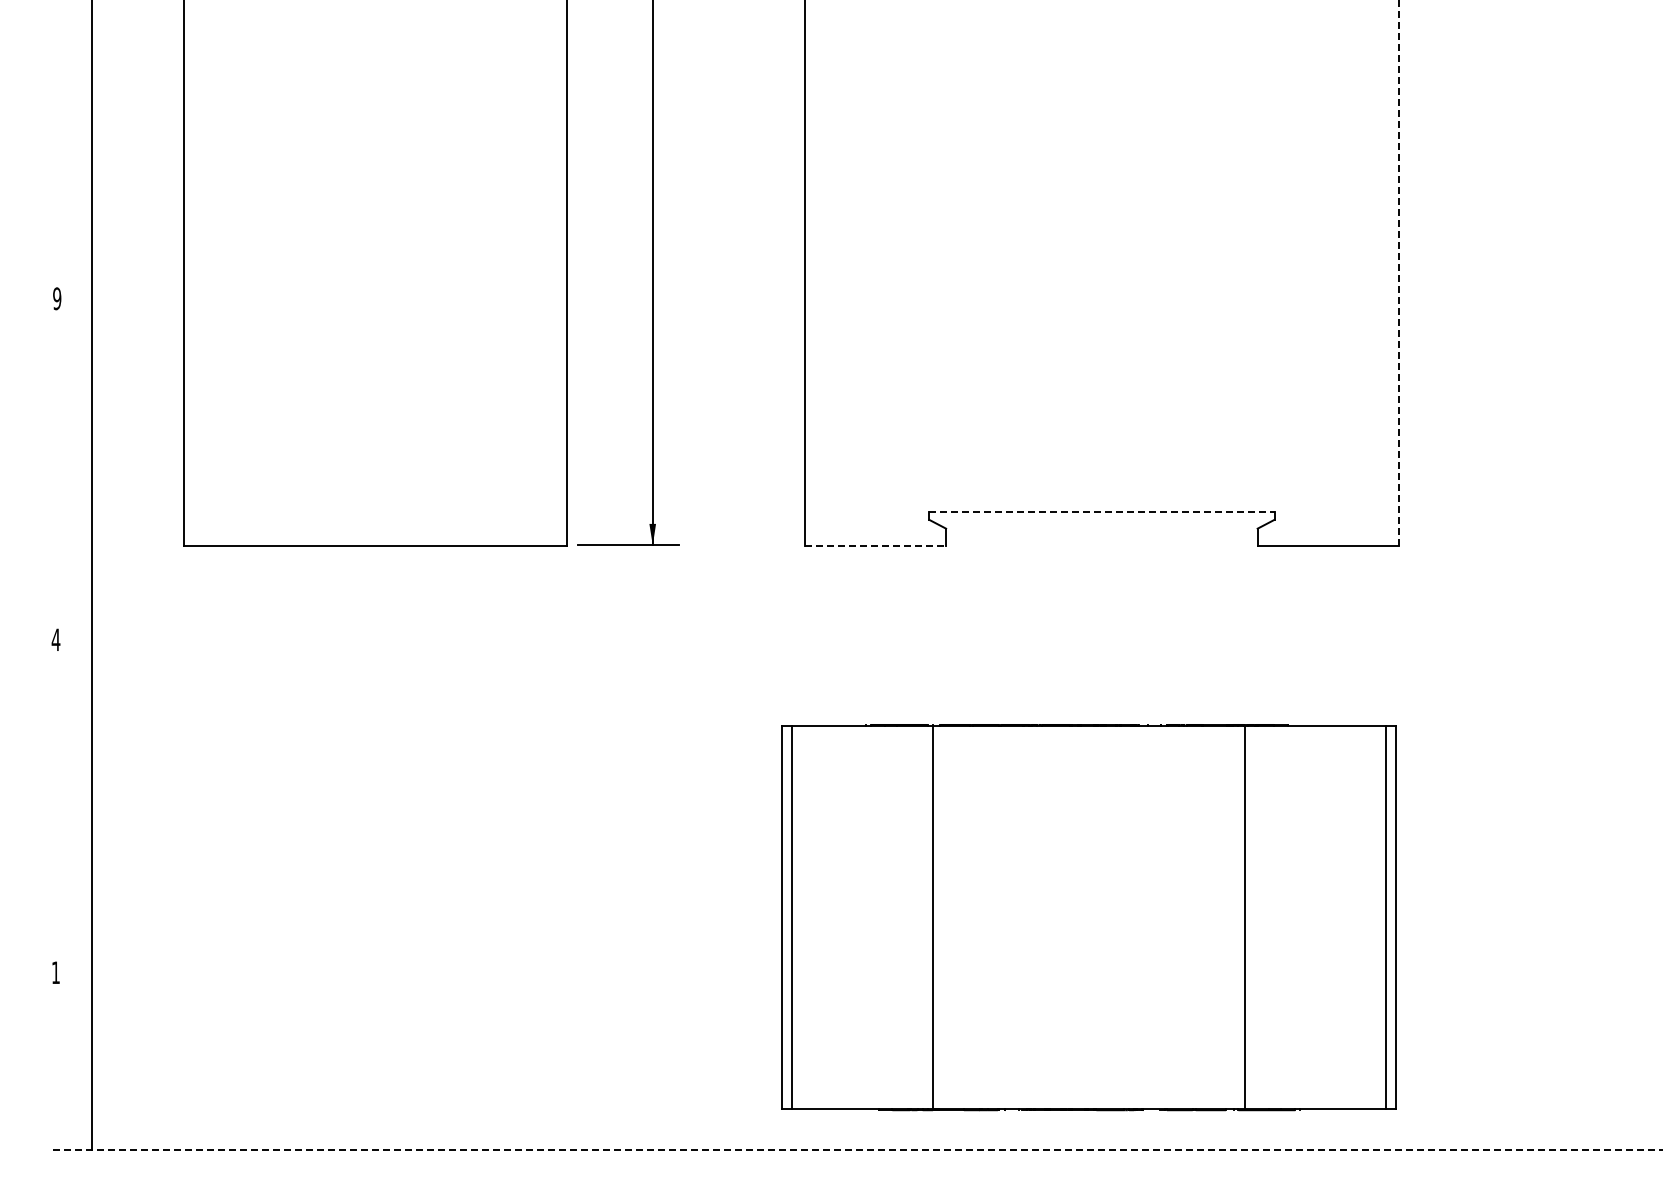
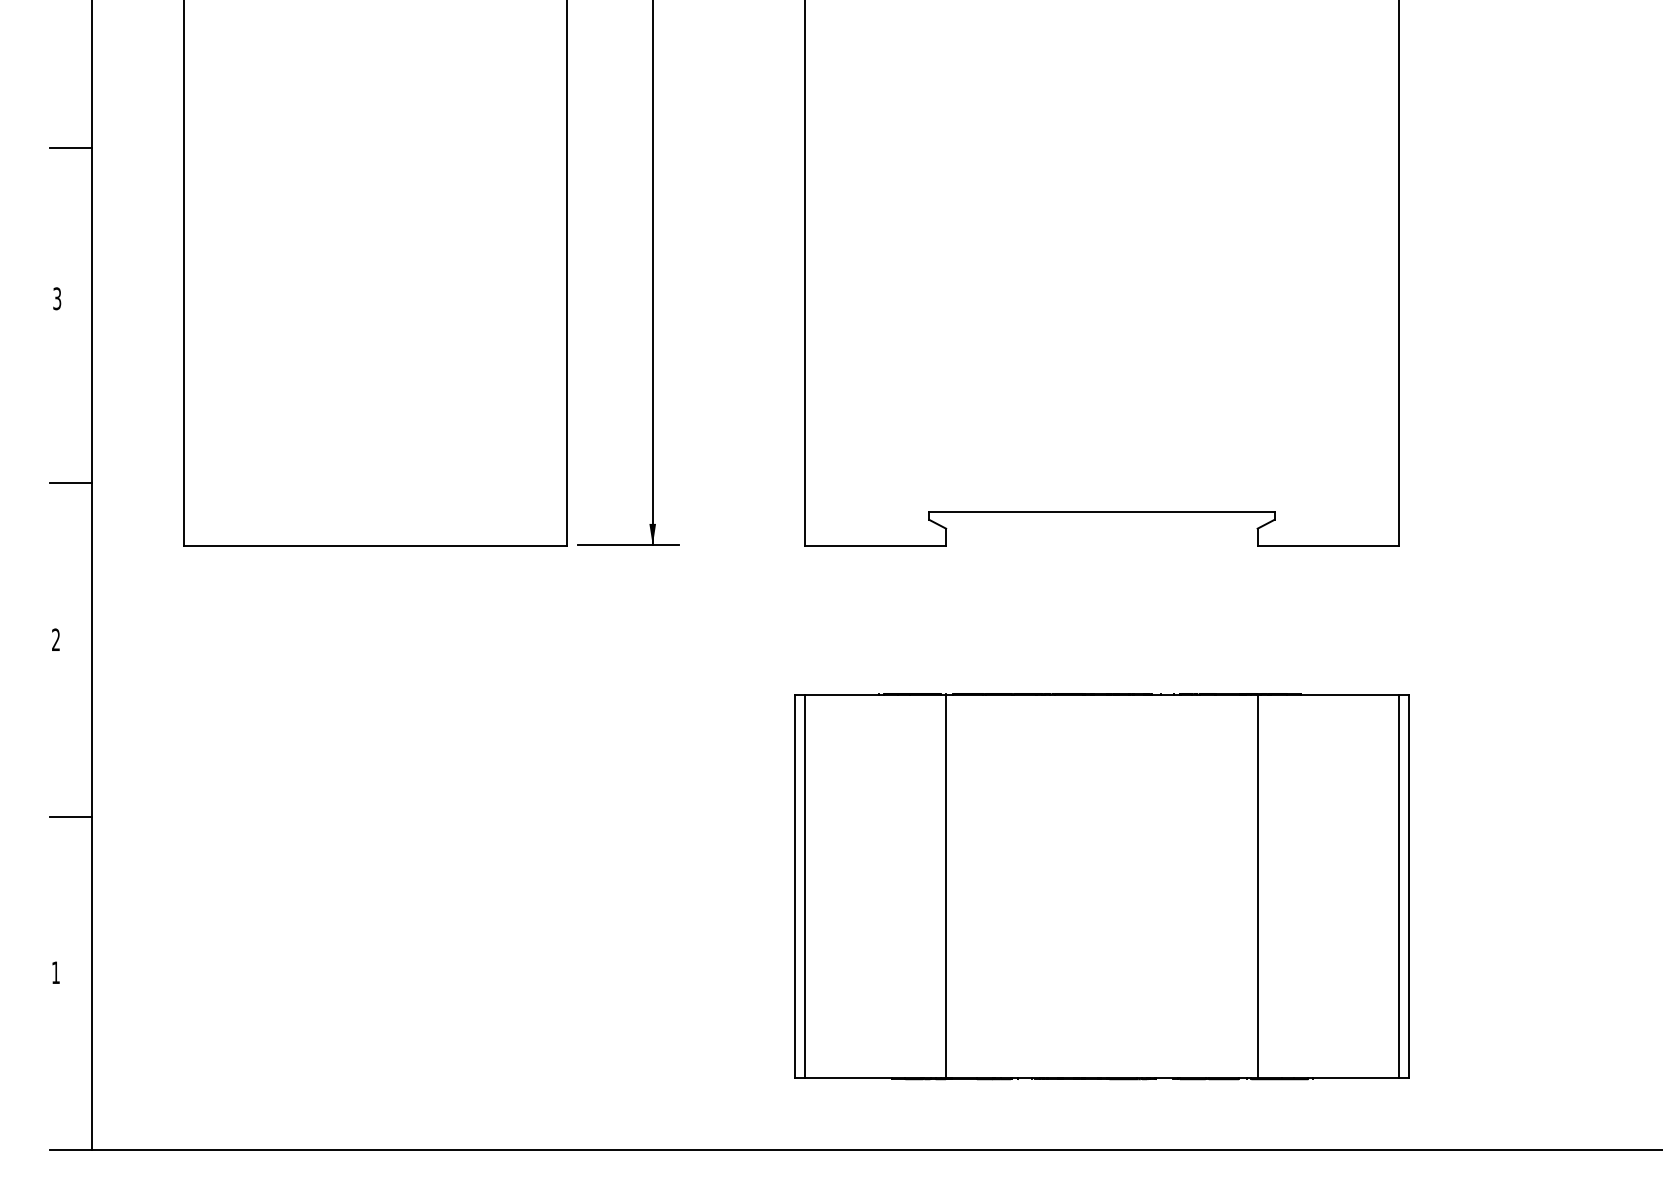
line: none -> present (70, 148)
line: dashed -> solid (1398, 272)
text: 9 -> 3 (57, 298)
line: none -> present (70, 482)
line: dashed -> solid (1101, 511)
line: dashed -> solid (875, 545)
text: 4 -> 2 (55, 639)
line: none -> present (70, 817)
part position: (1088, 917) -> (1101, 886) (1101, 886)
line: dashed -> solid (855, 1150)
